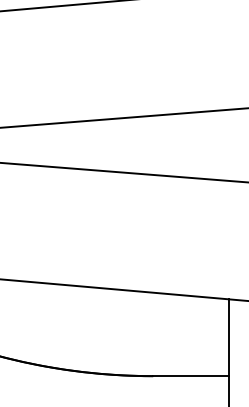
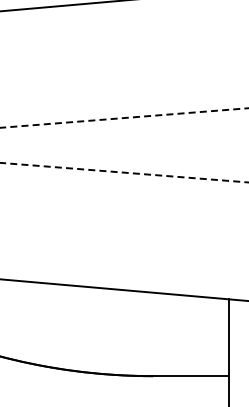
line: solid -> dashed (123, 118)
line: solid -> dashed (124, 172)
